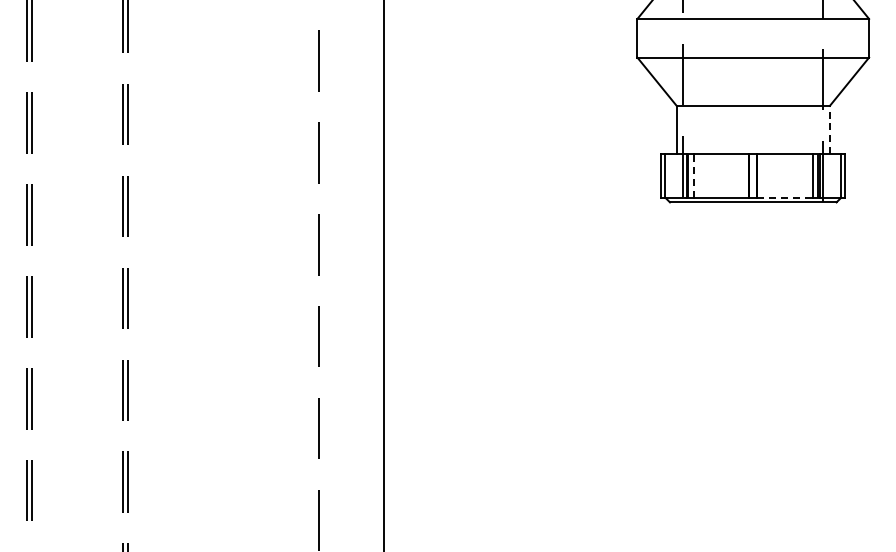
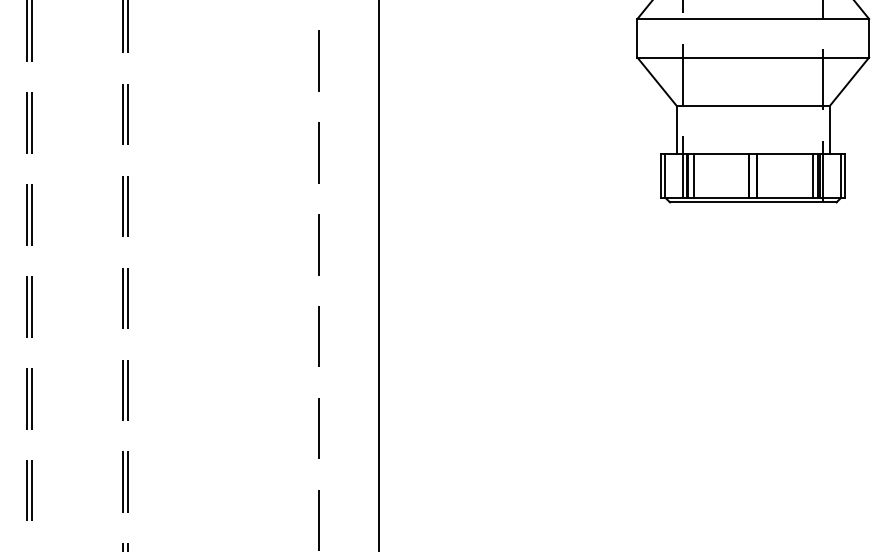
line: dashed -> solid (829, 129)
line: dashed -> solid (693, 175)
line: dashed -> solid (784, 197)
line position: (384, 275) -> (379, 275) (379, 275)
